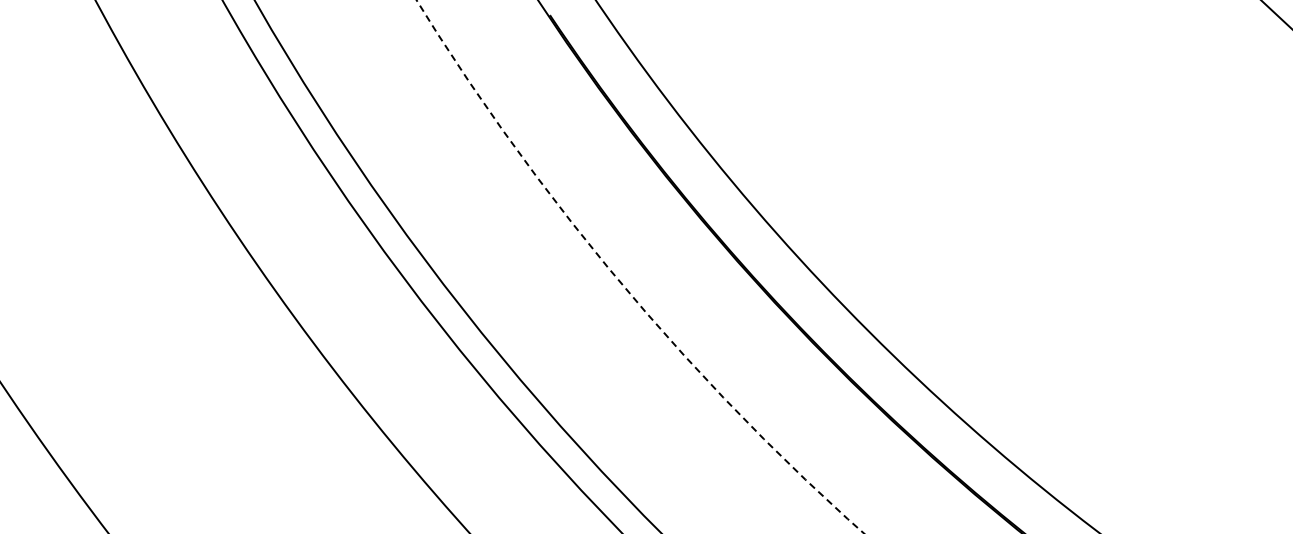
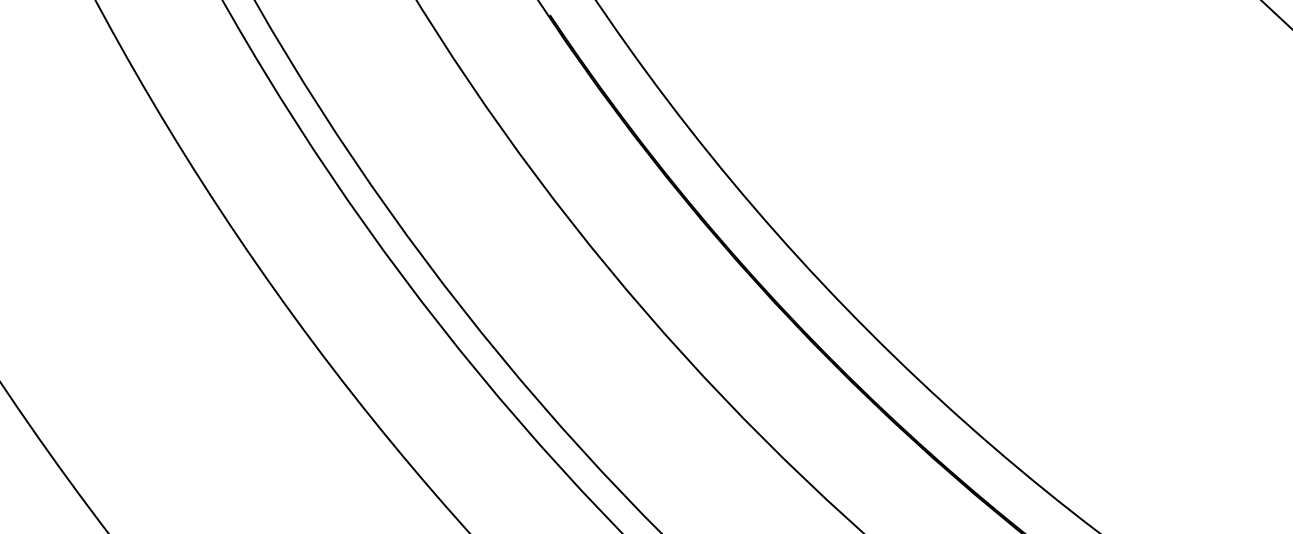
circle: dashed -> solid (640, 266)
